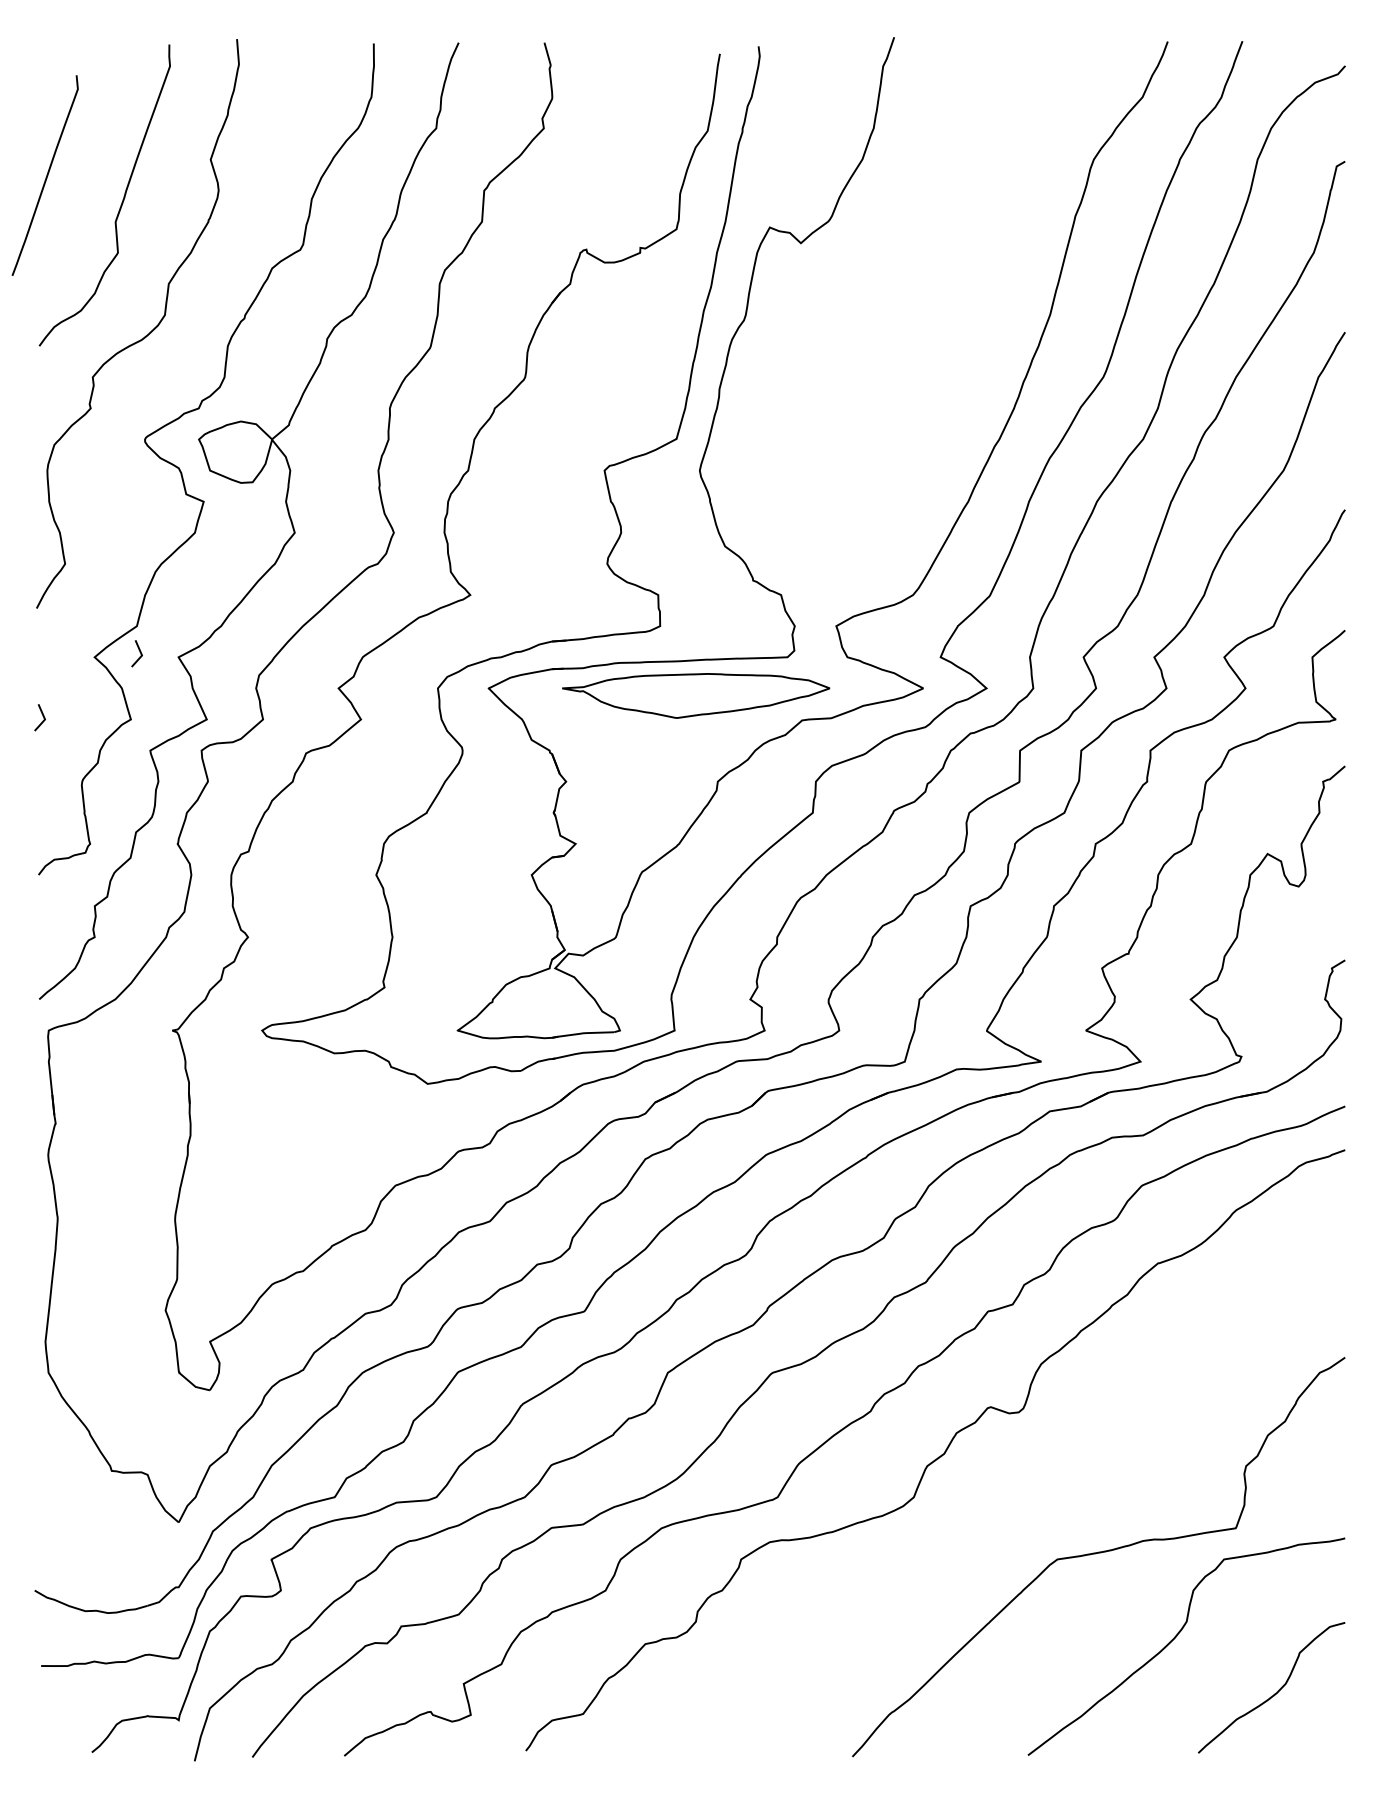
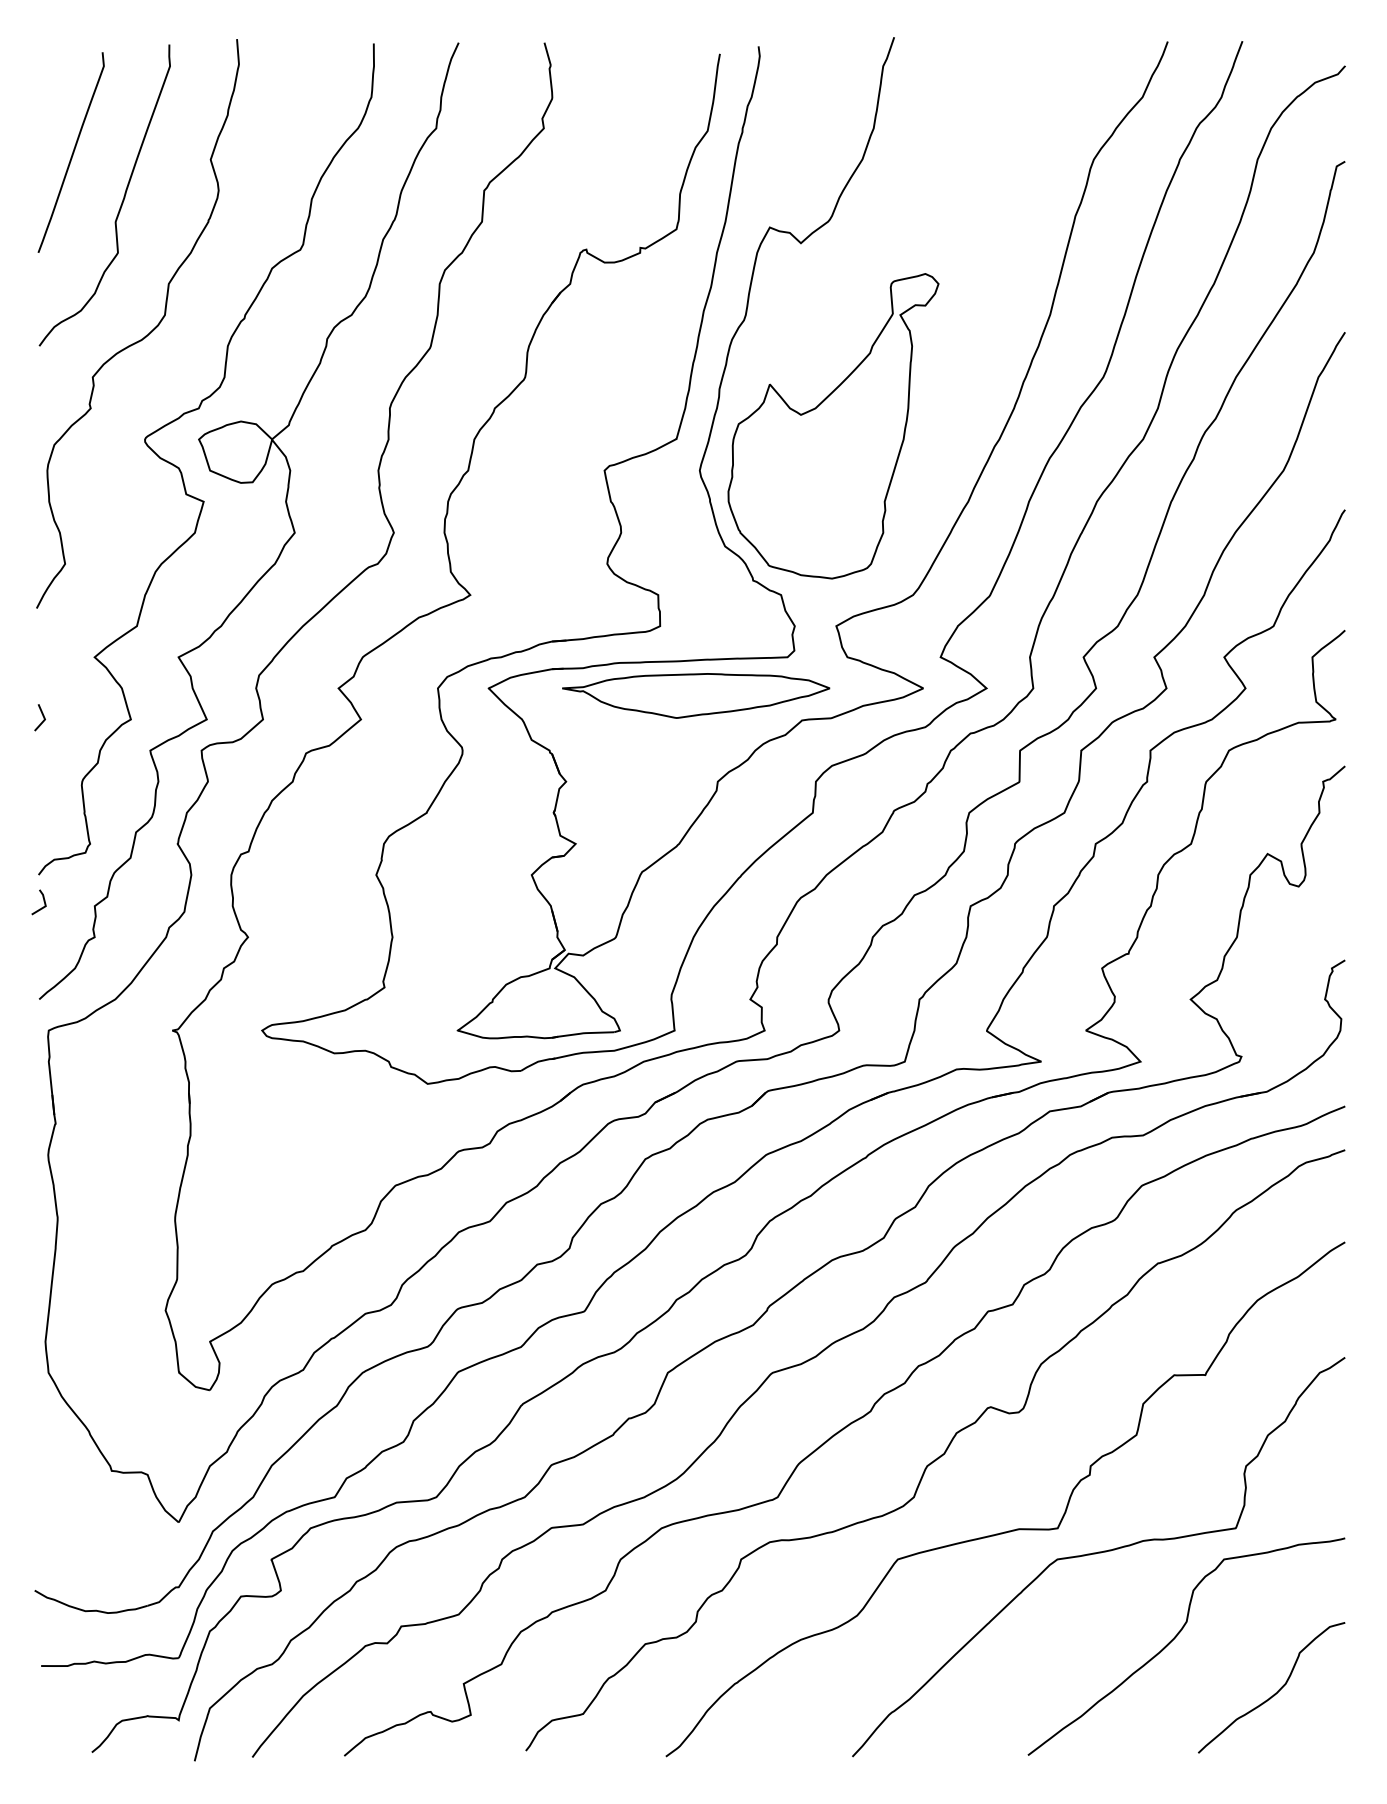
curve position: (46, 175) -> (72, 152) (72, 152)
part: none -> present (833, 426)
line: present -> none (139, 652)
line: none -> present (43, 901)
curve: none -> present (1012, 1529)
